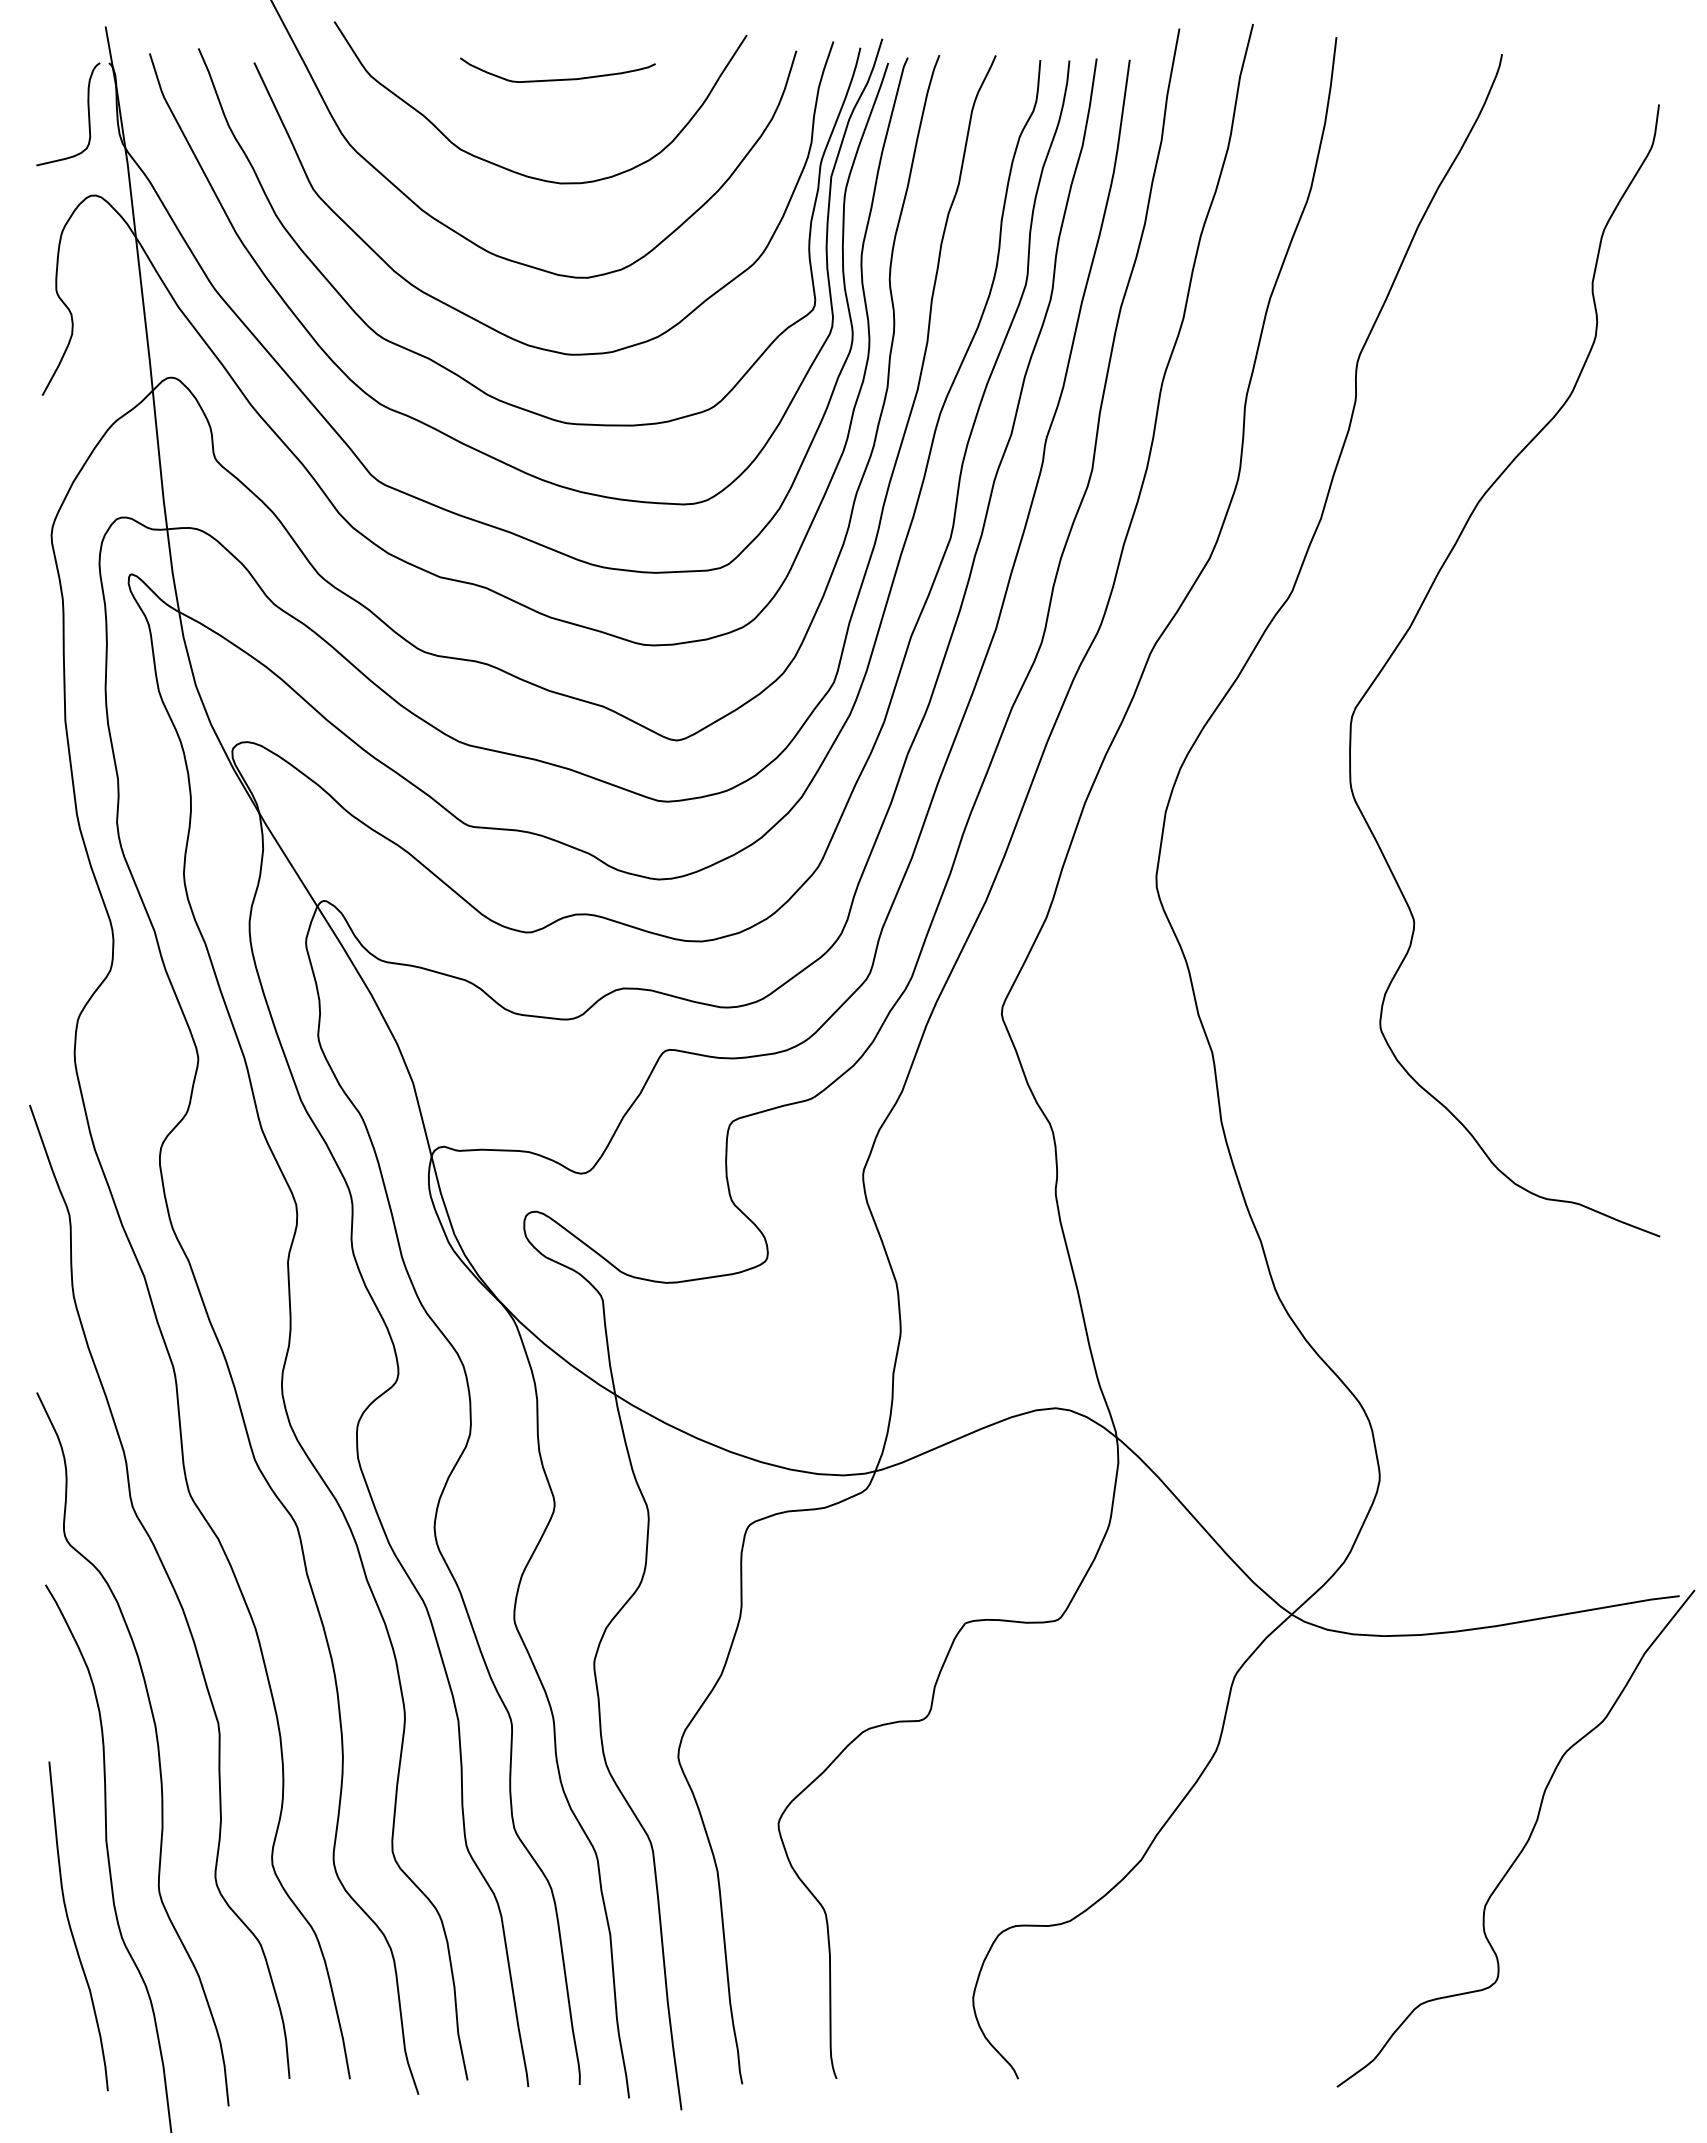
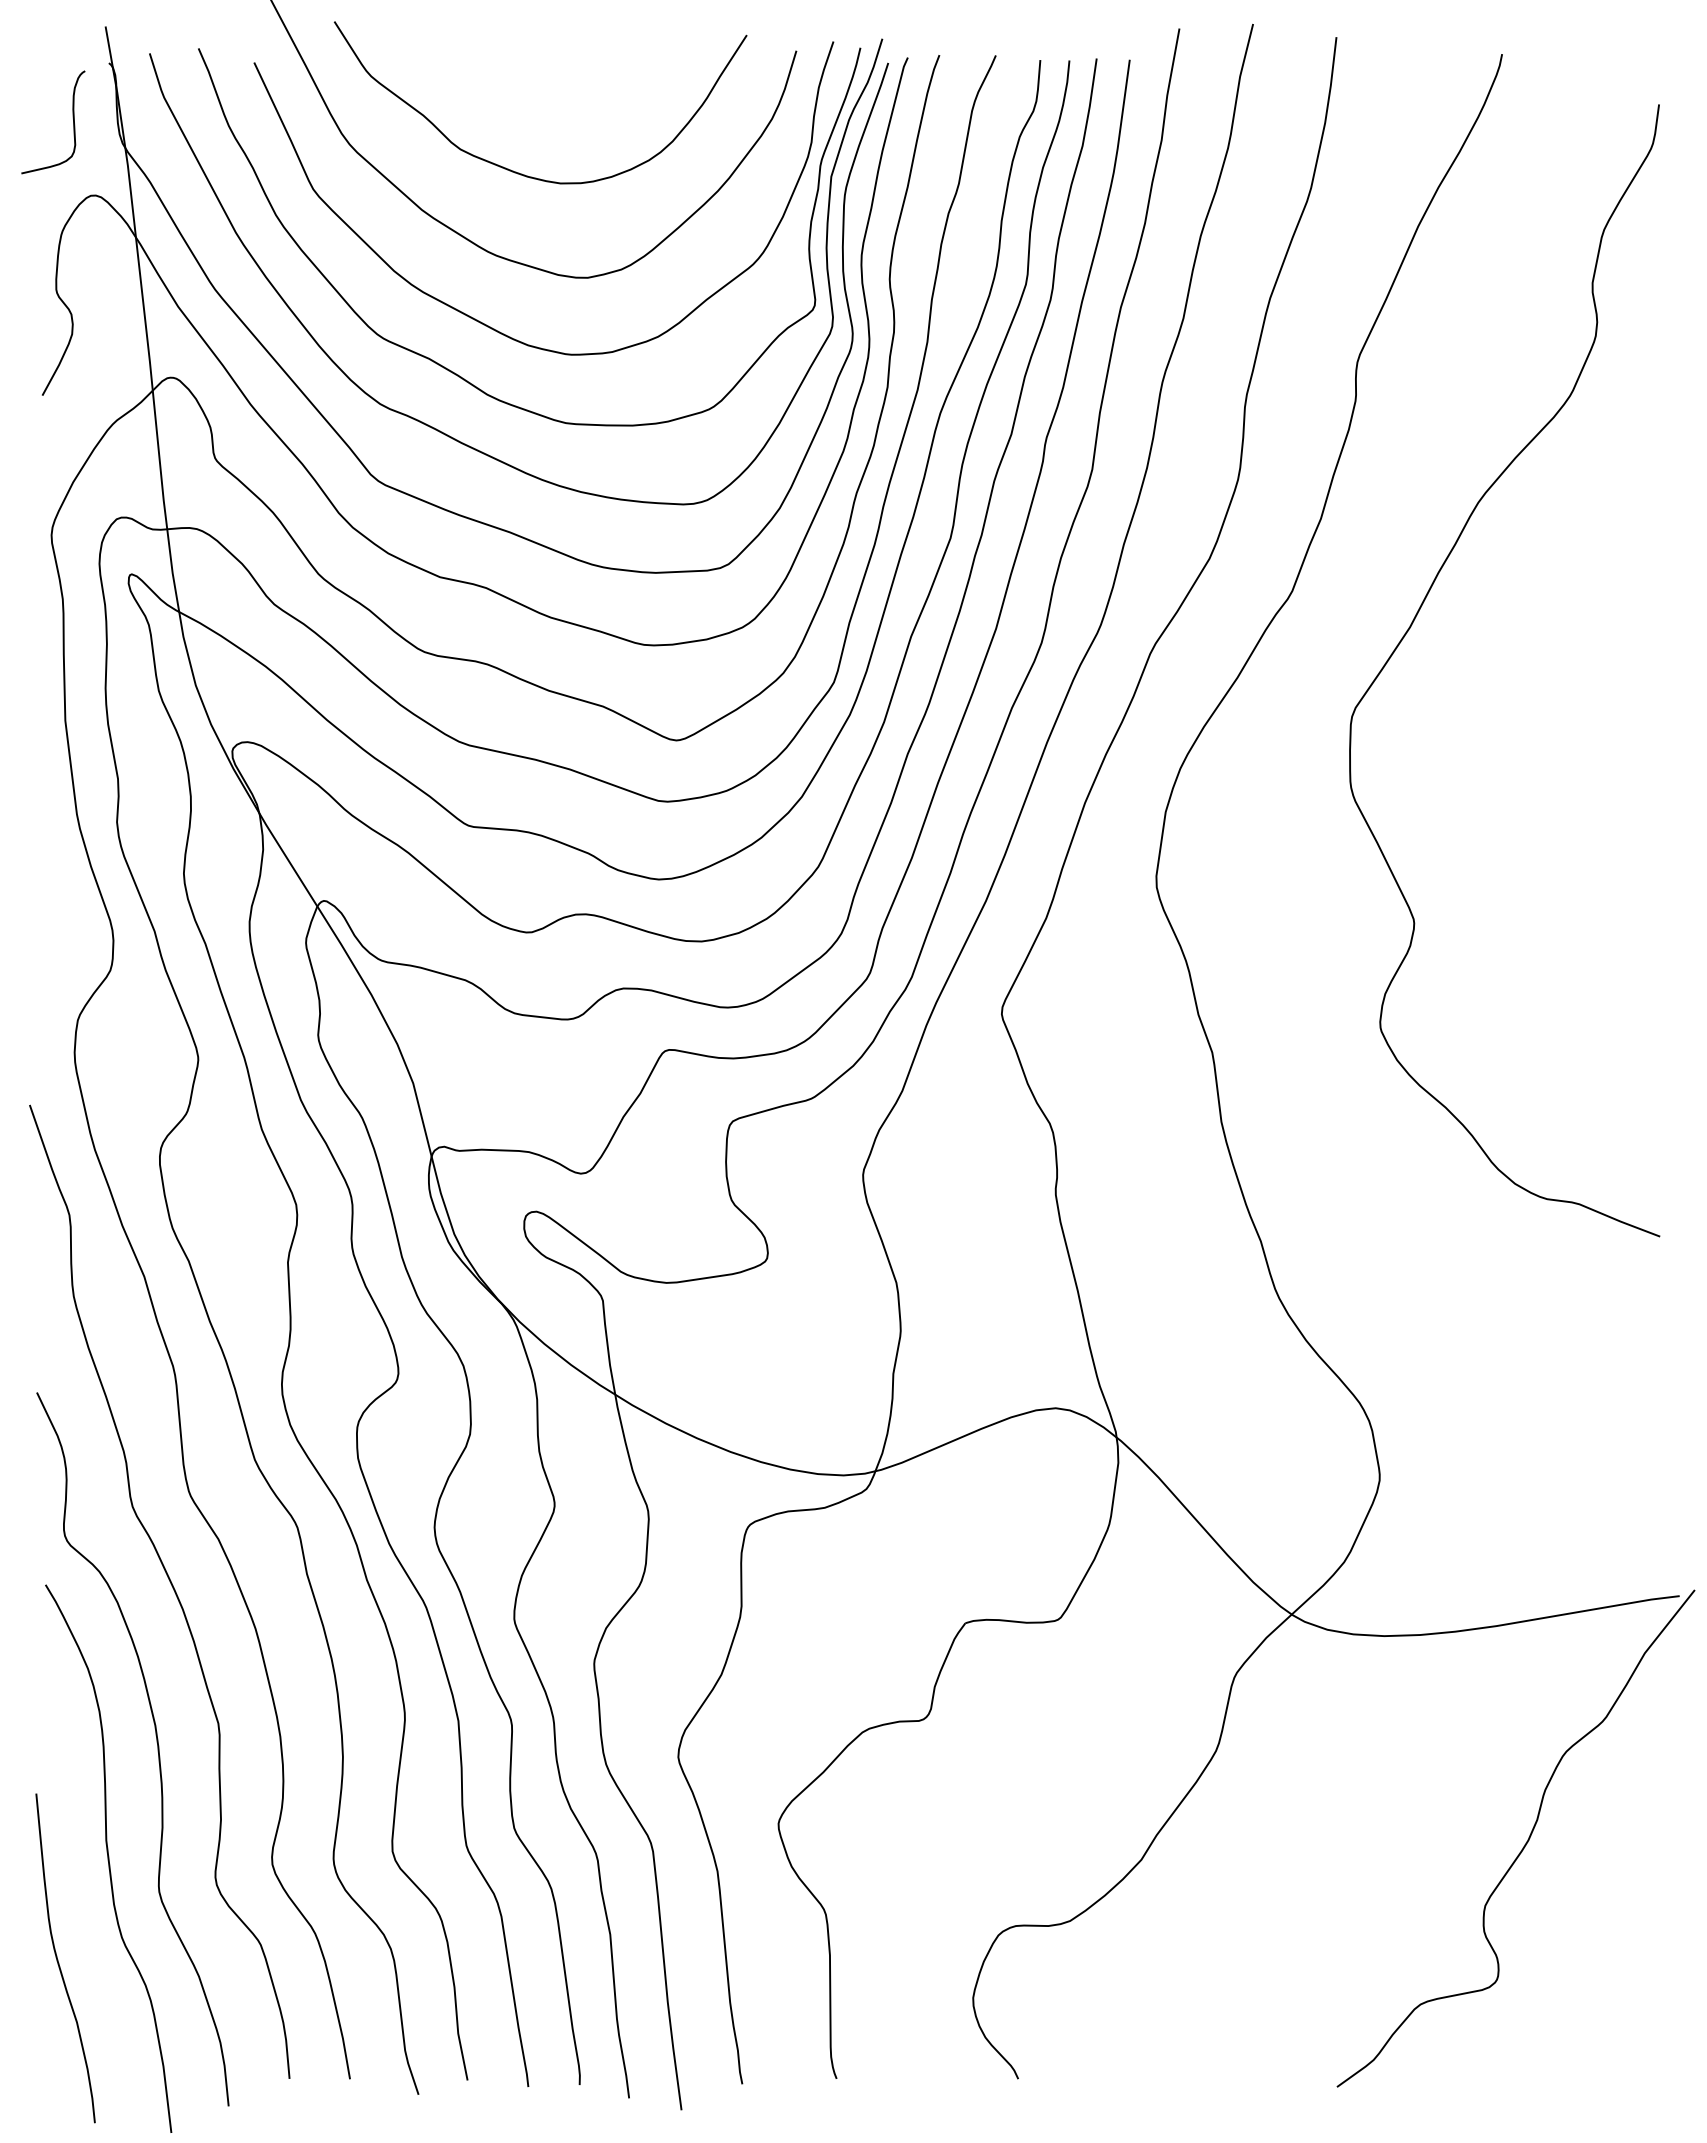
curve: present -> none (557, 79)
curve position: (87, 109) -> (72, 117) (72, 117)
curve position: (71, 1927) -> (58, 1959) (58, 1959)
